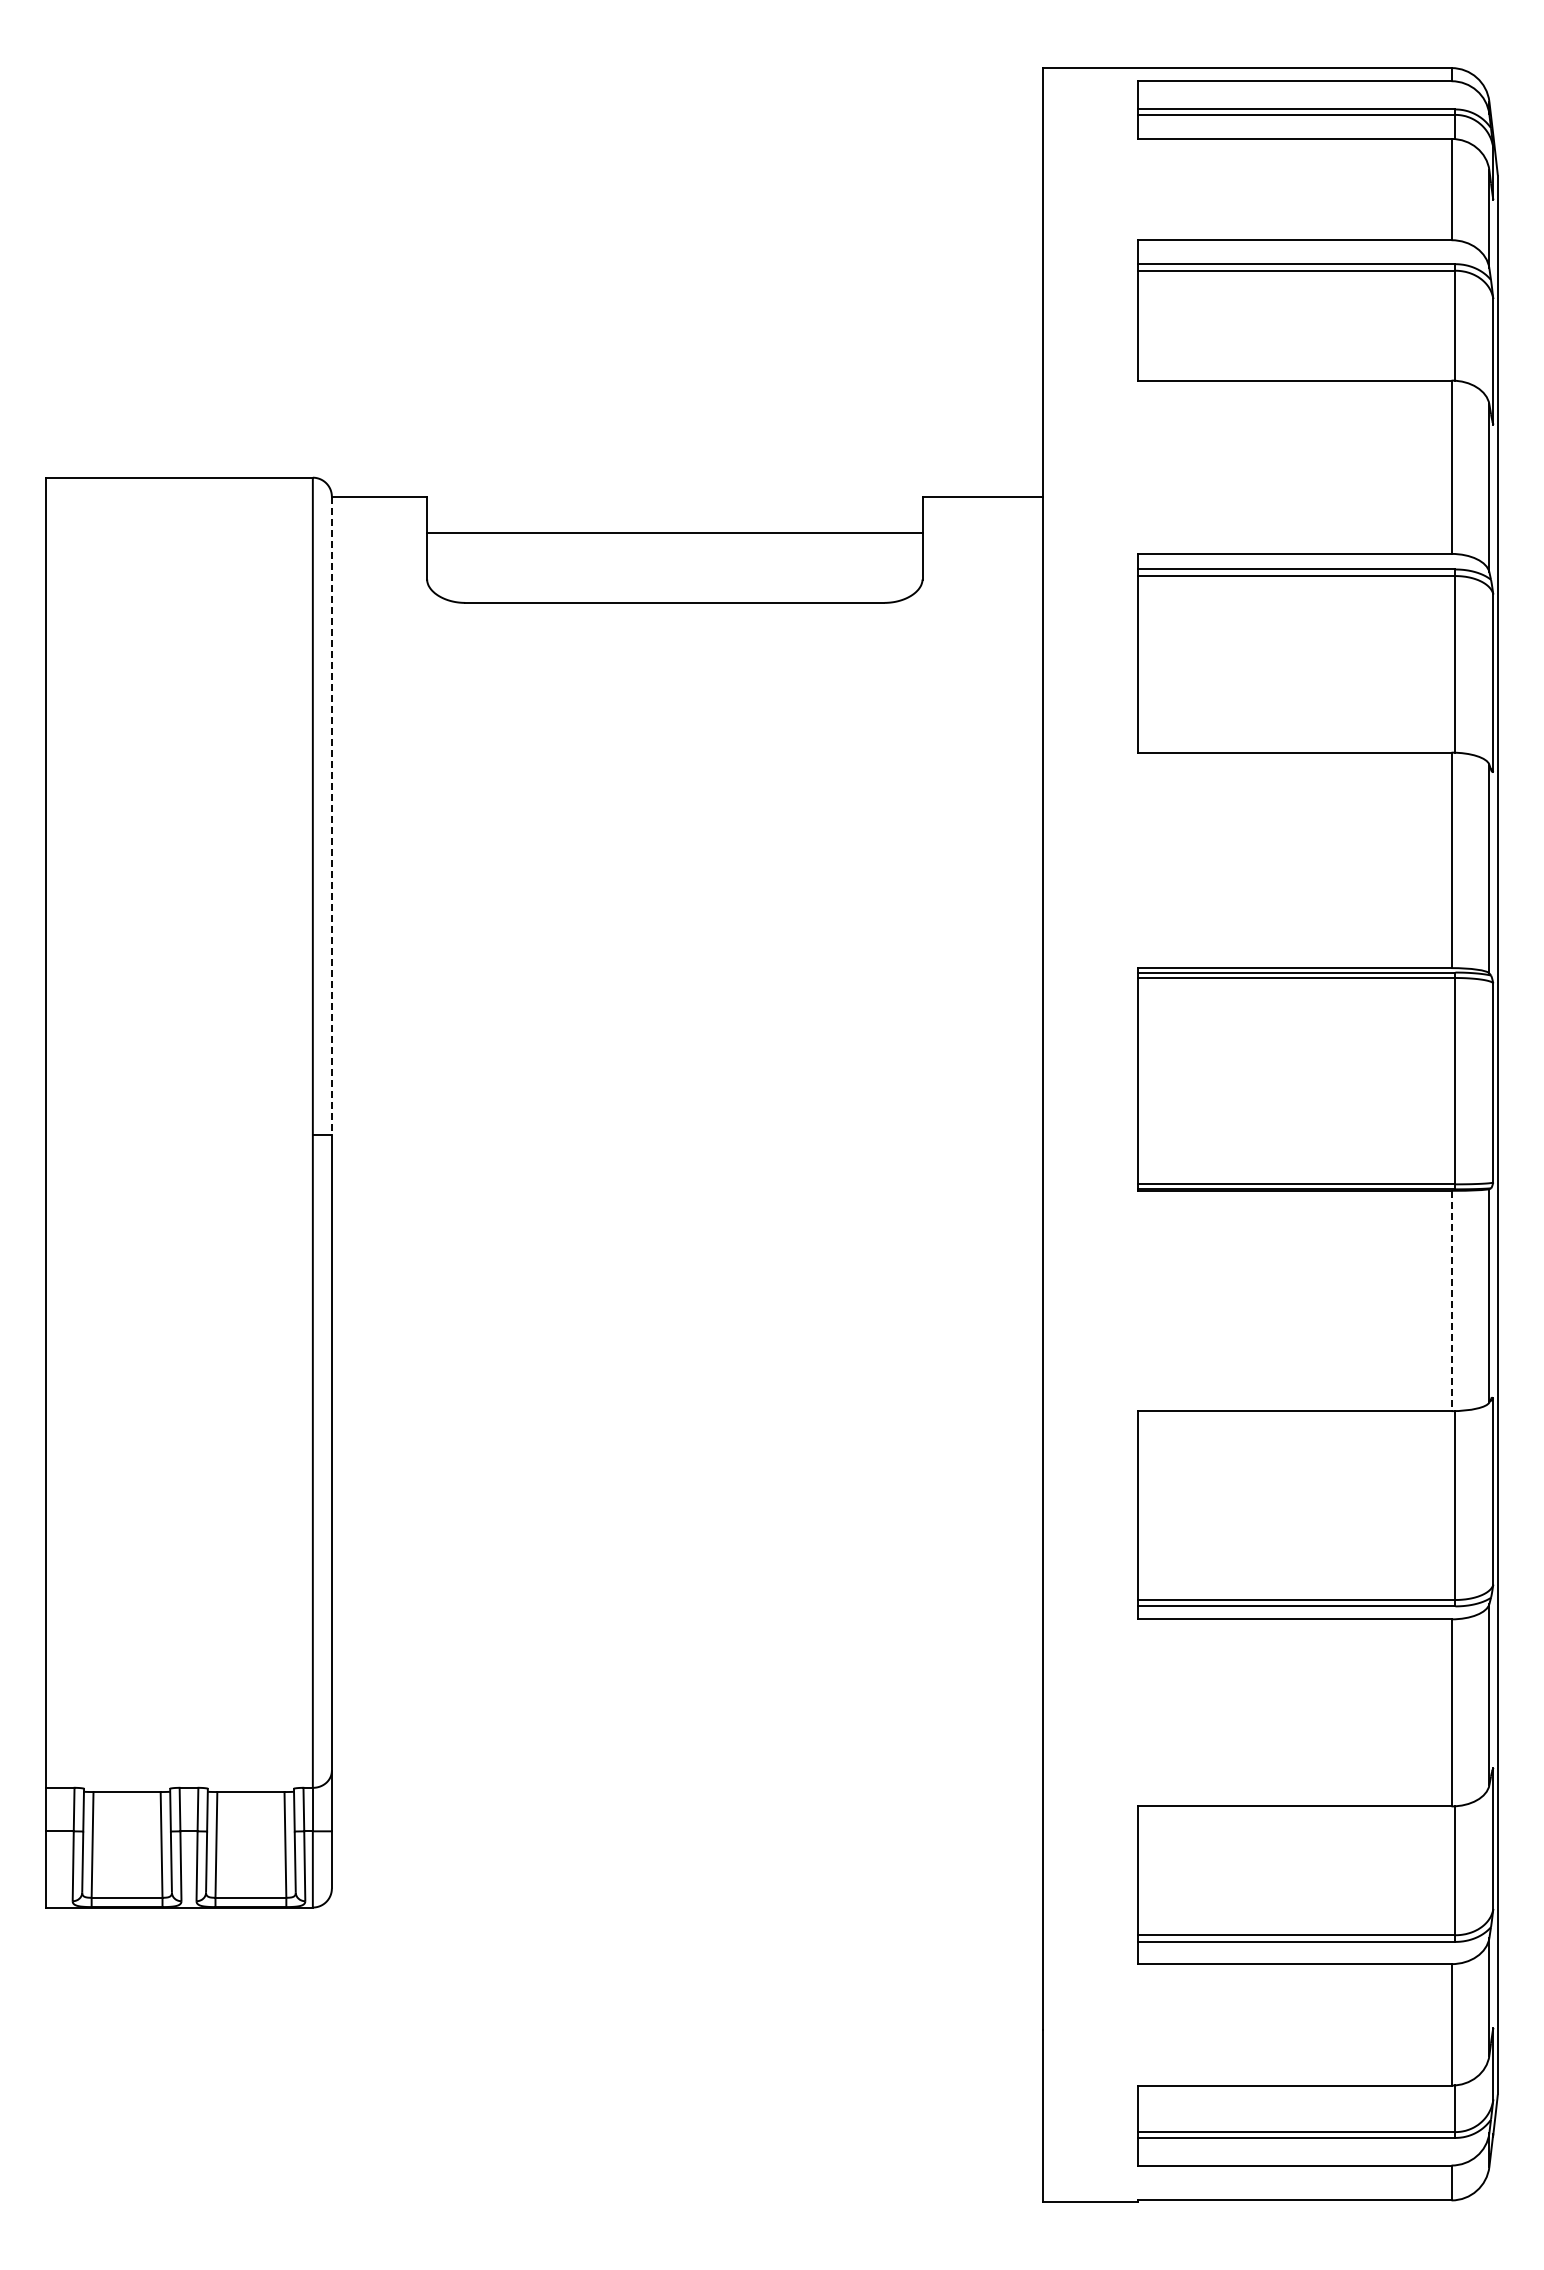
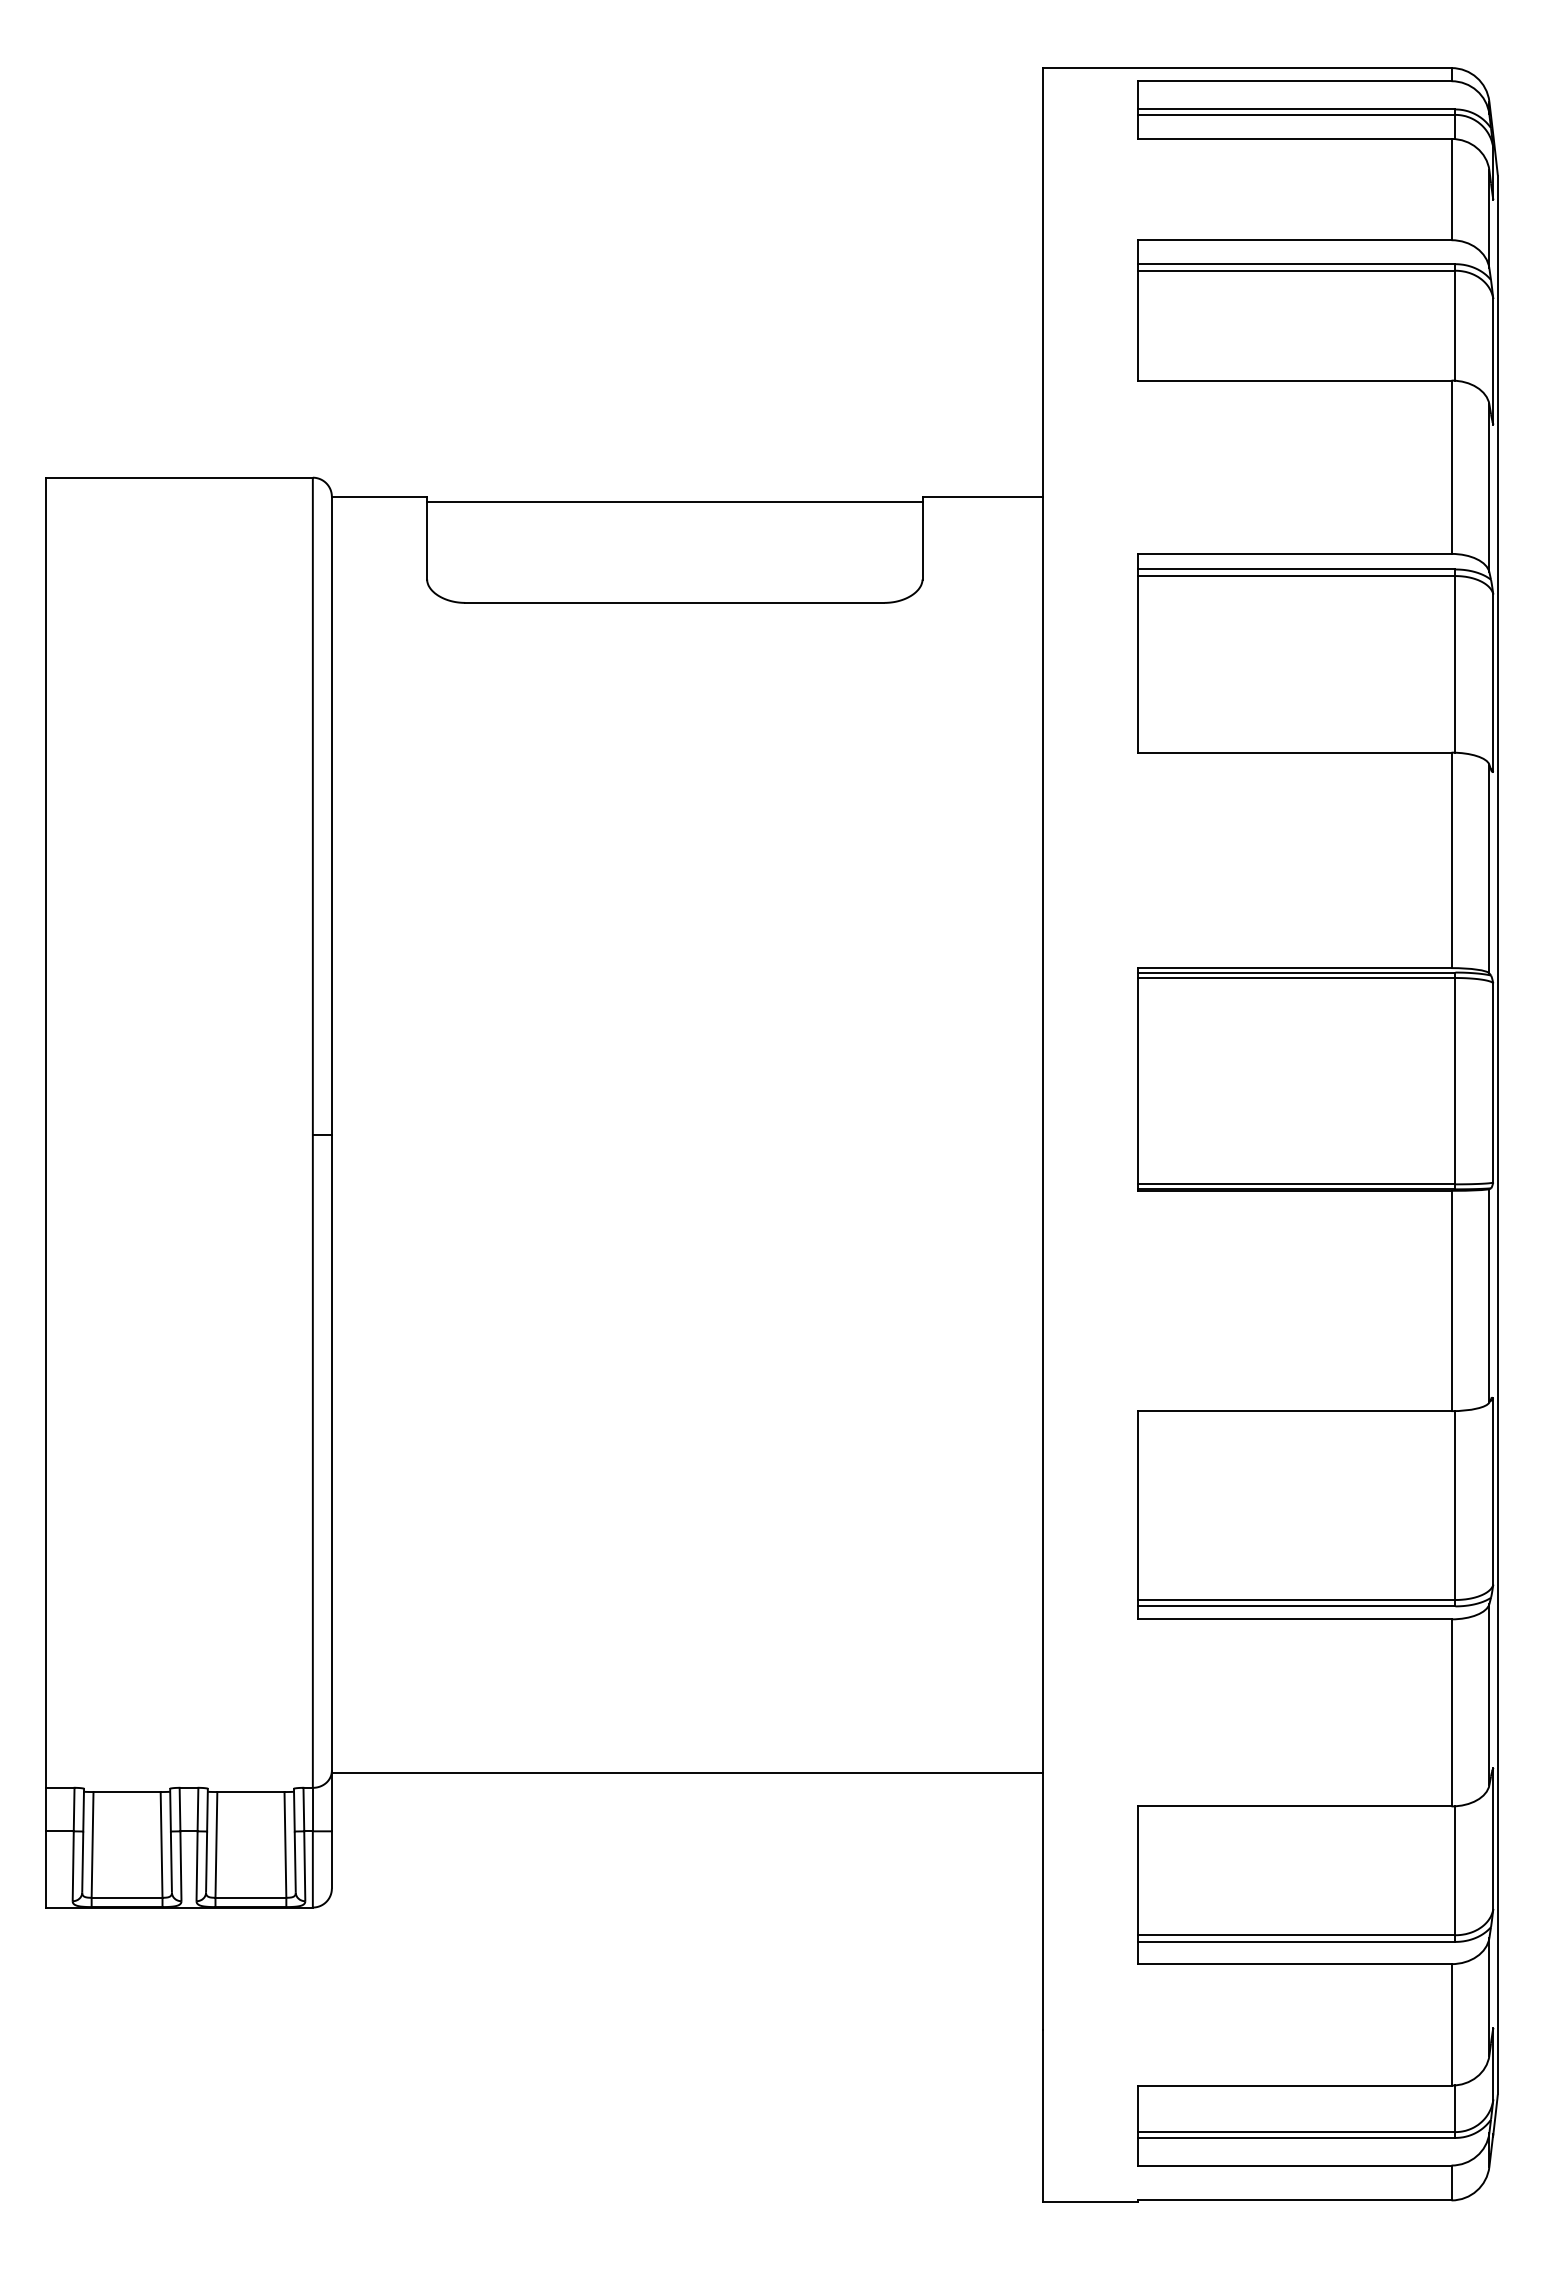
line position: (674, 533) -> (674, 502) (674, 502)
line: dashed -> solid (331, 816)
line: dashed -> solid (1451, 1301)
line: none -> present (687, 1773)
